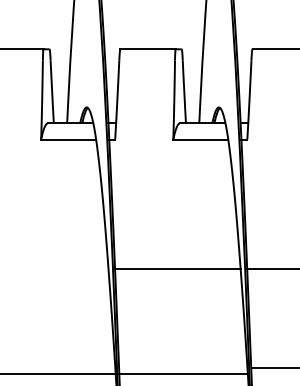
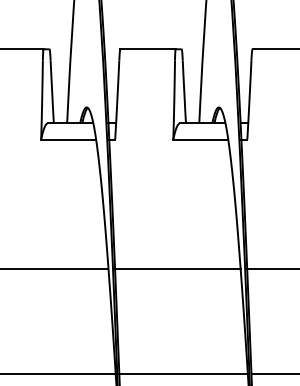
line: none -> present (55, 268)
line position: (273, 368) -> (273, 374) (273, 374)
